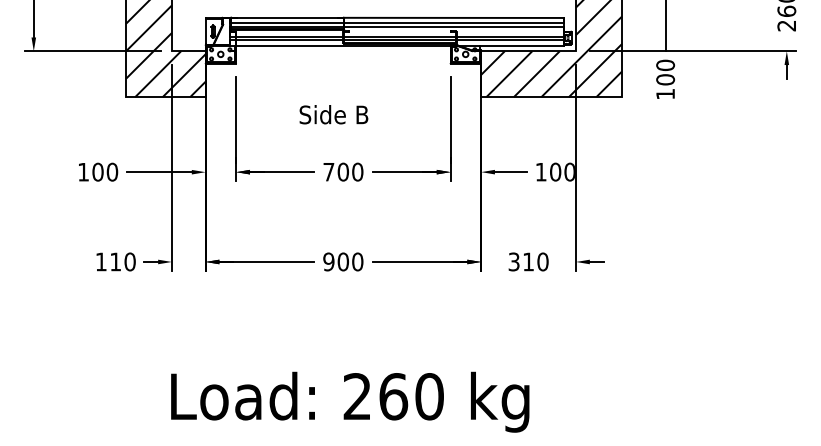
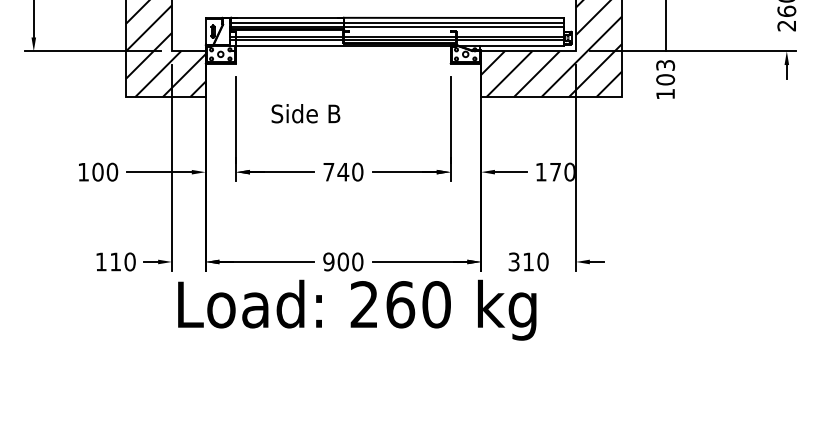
text: 100 -> 103 (665, 65)
text position: (333, 114) -> (305, 113) (305, 113)
text: 700 -> 740 (343, 171)
text: 100 -> 170 (555, 171)
text position: (350, 401) -> (357, 309) (357, 309)
